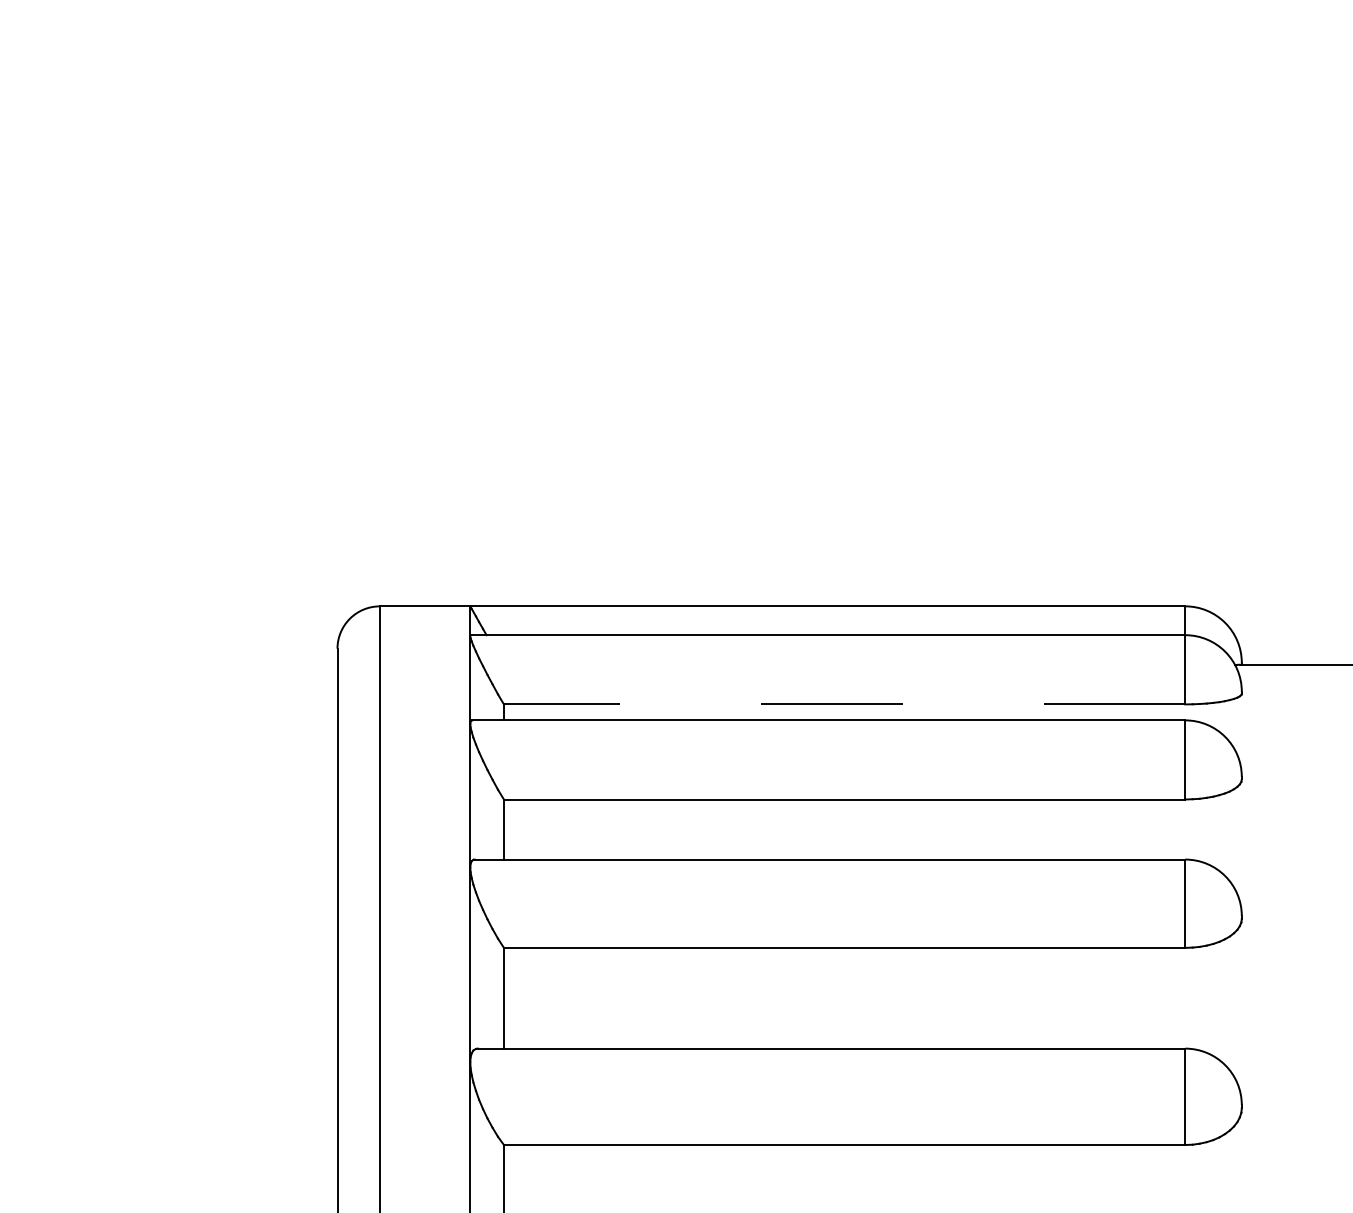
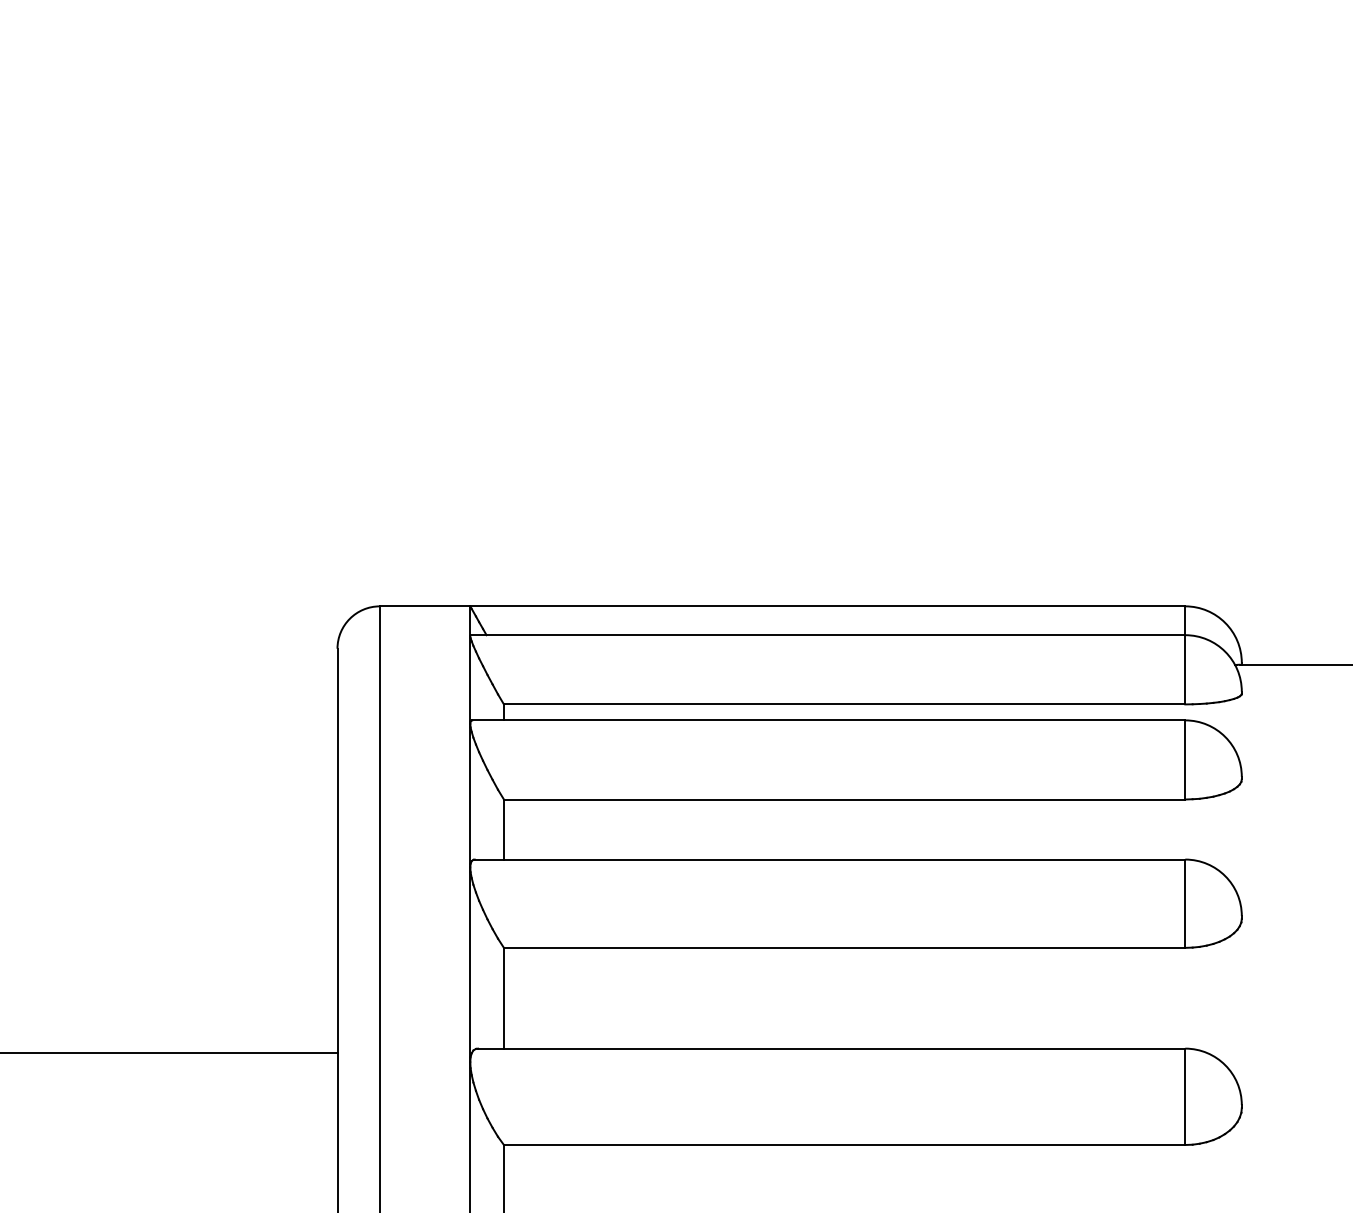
line: dashed -> solid (844, 704)
line: none -> present (169, 1053)
